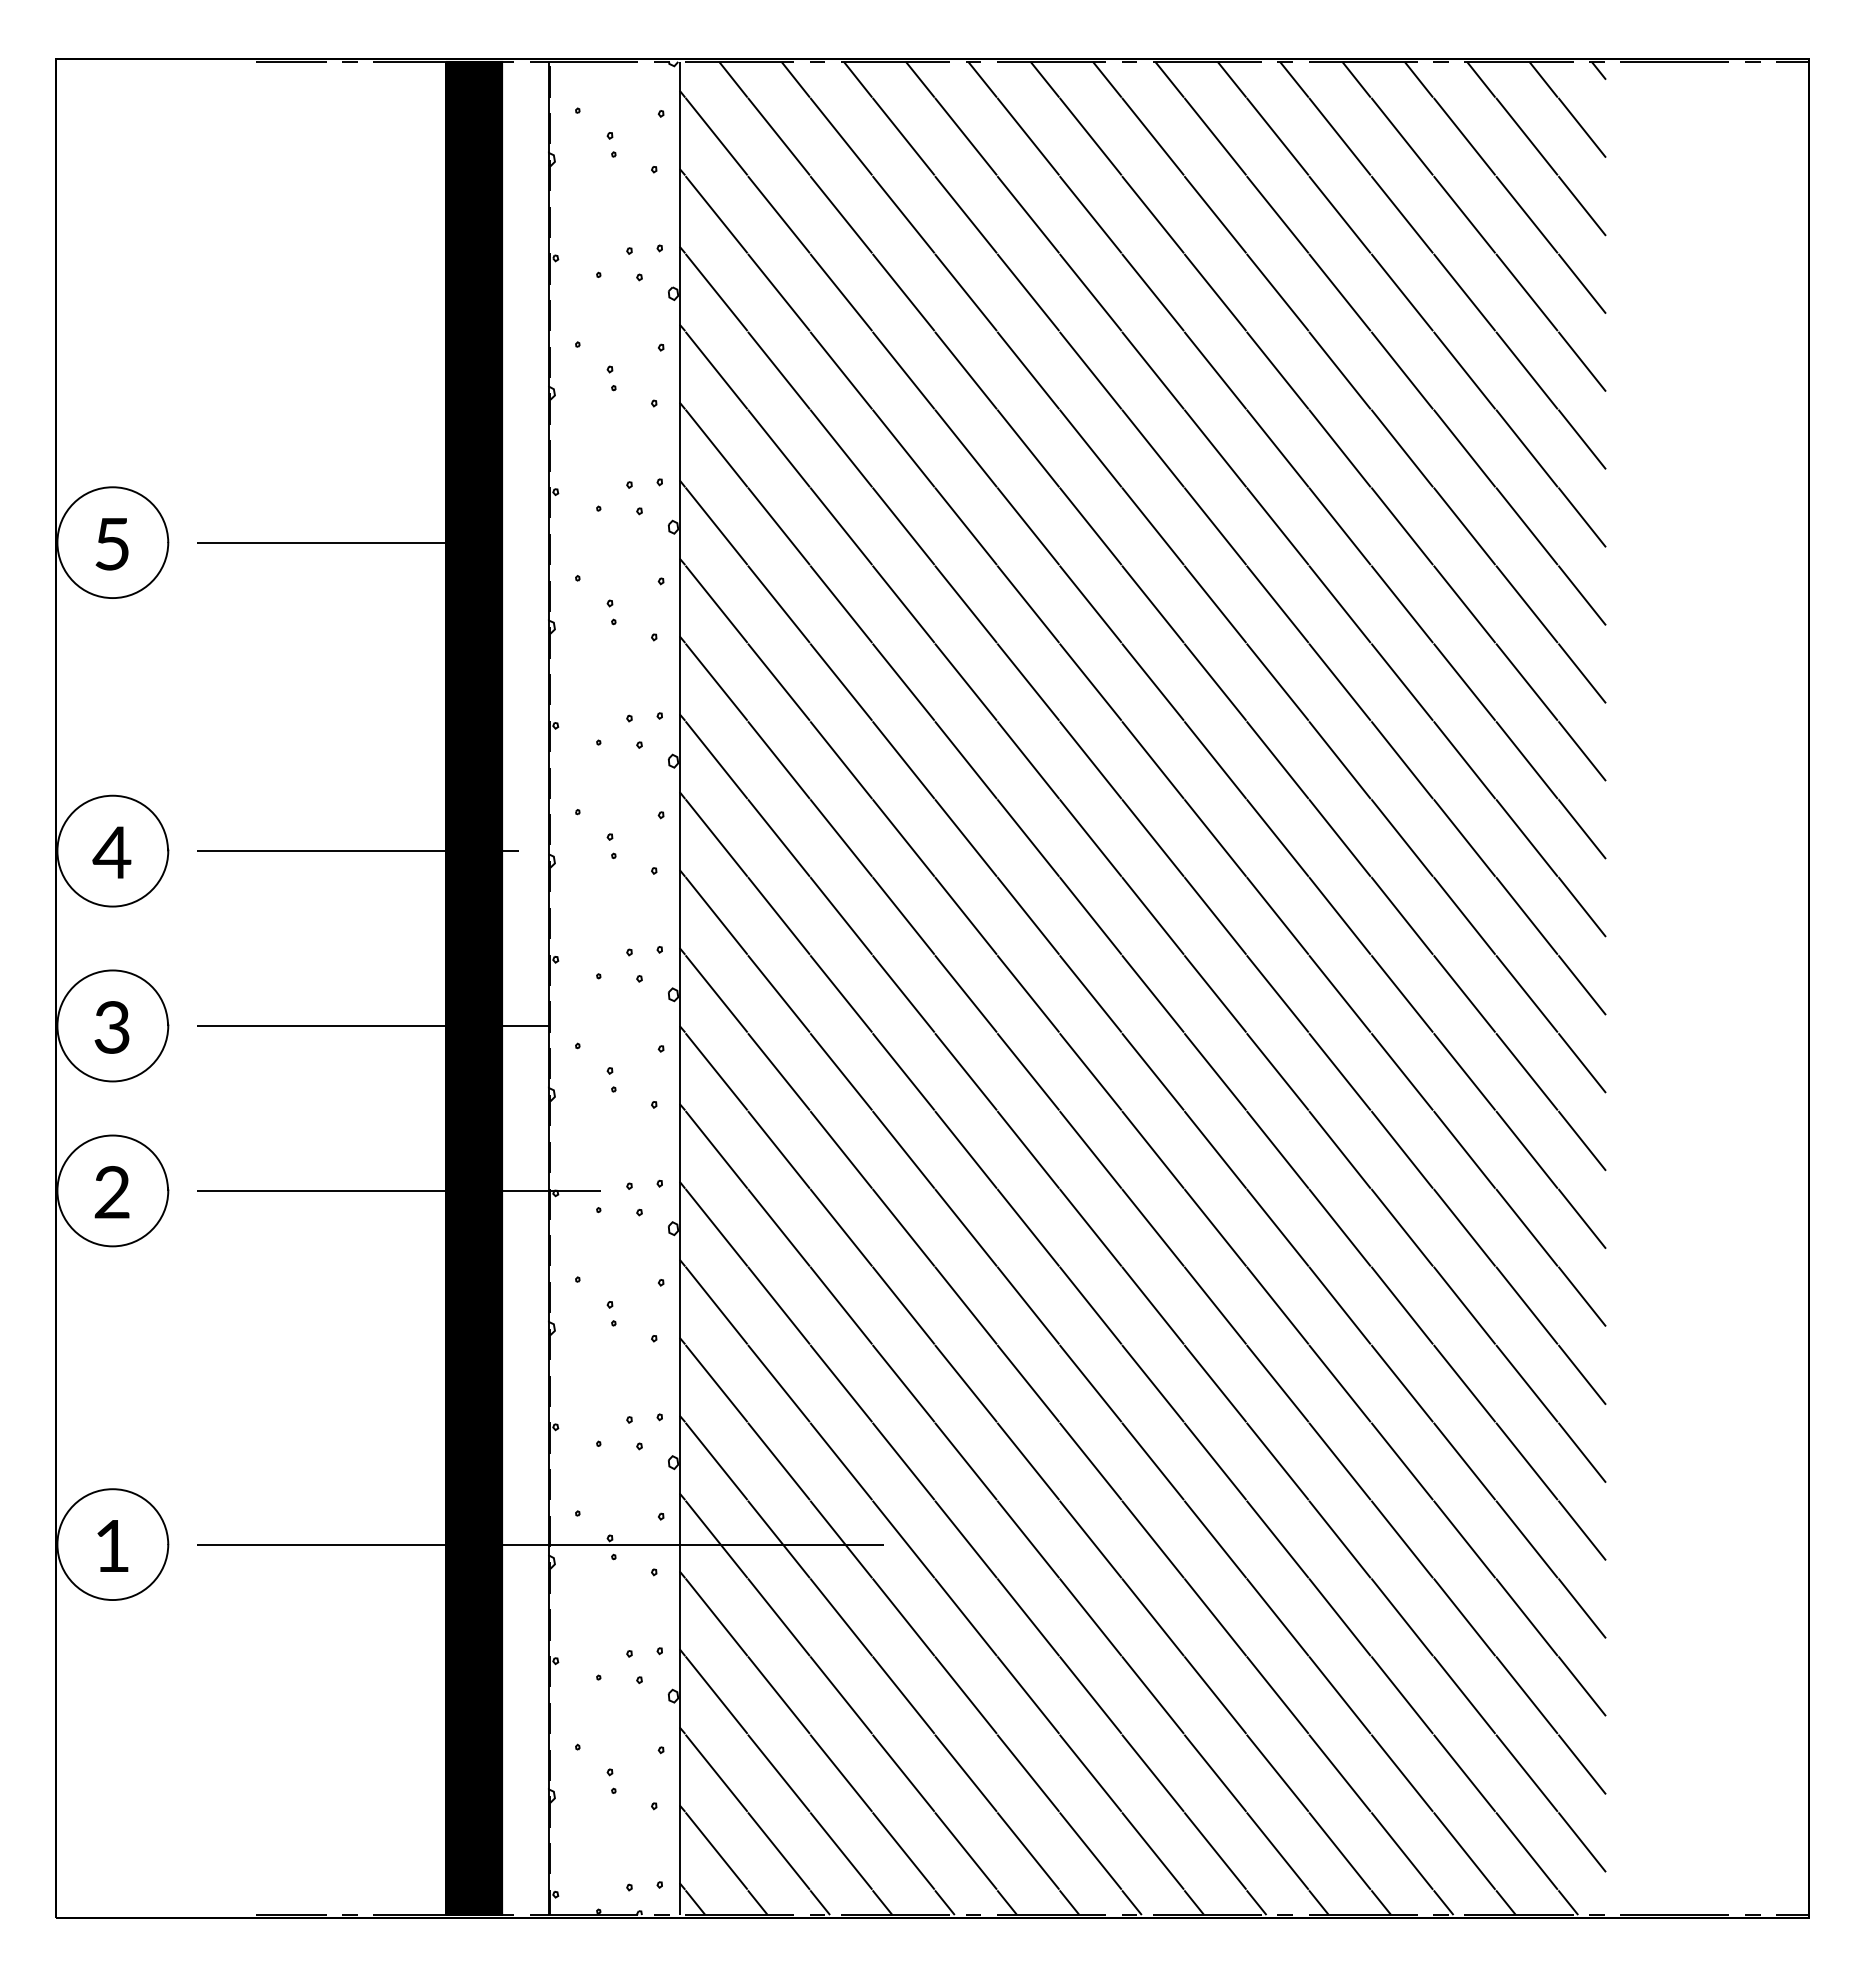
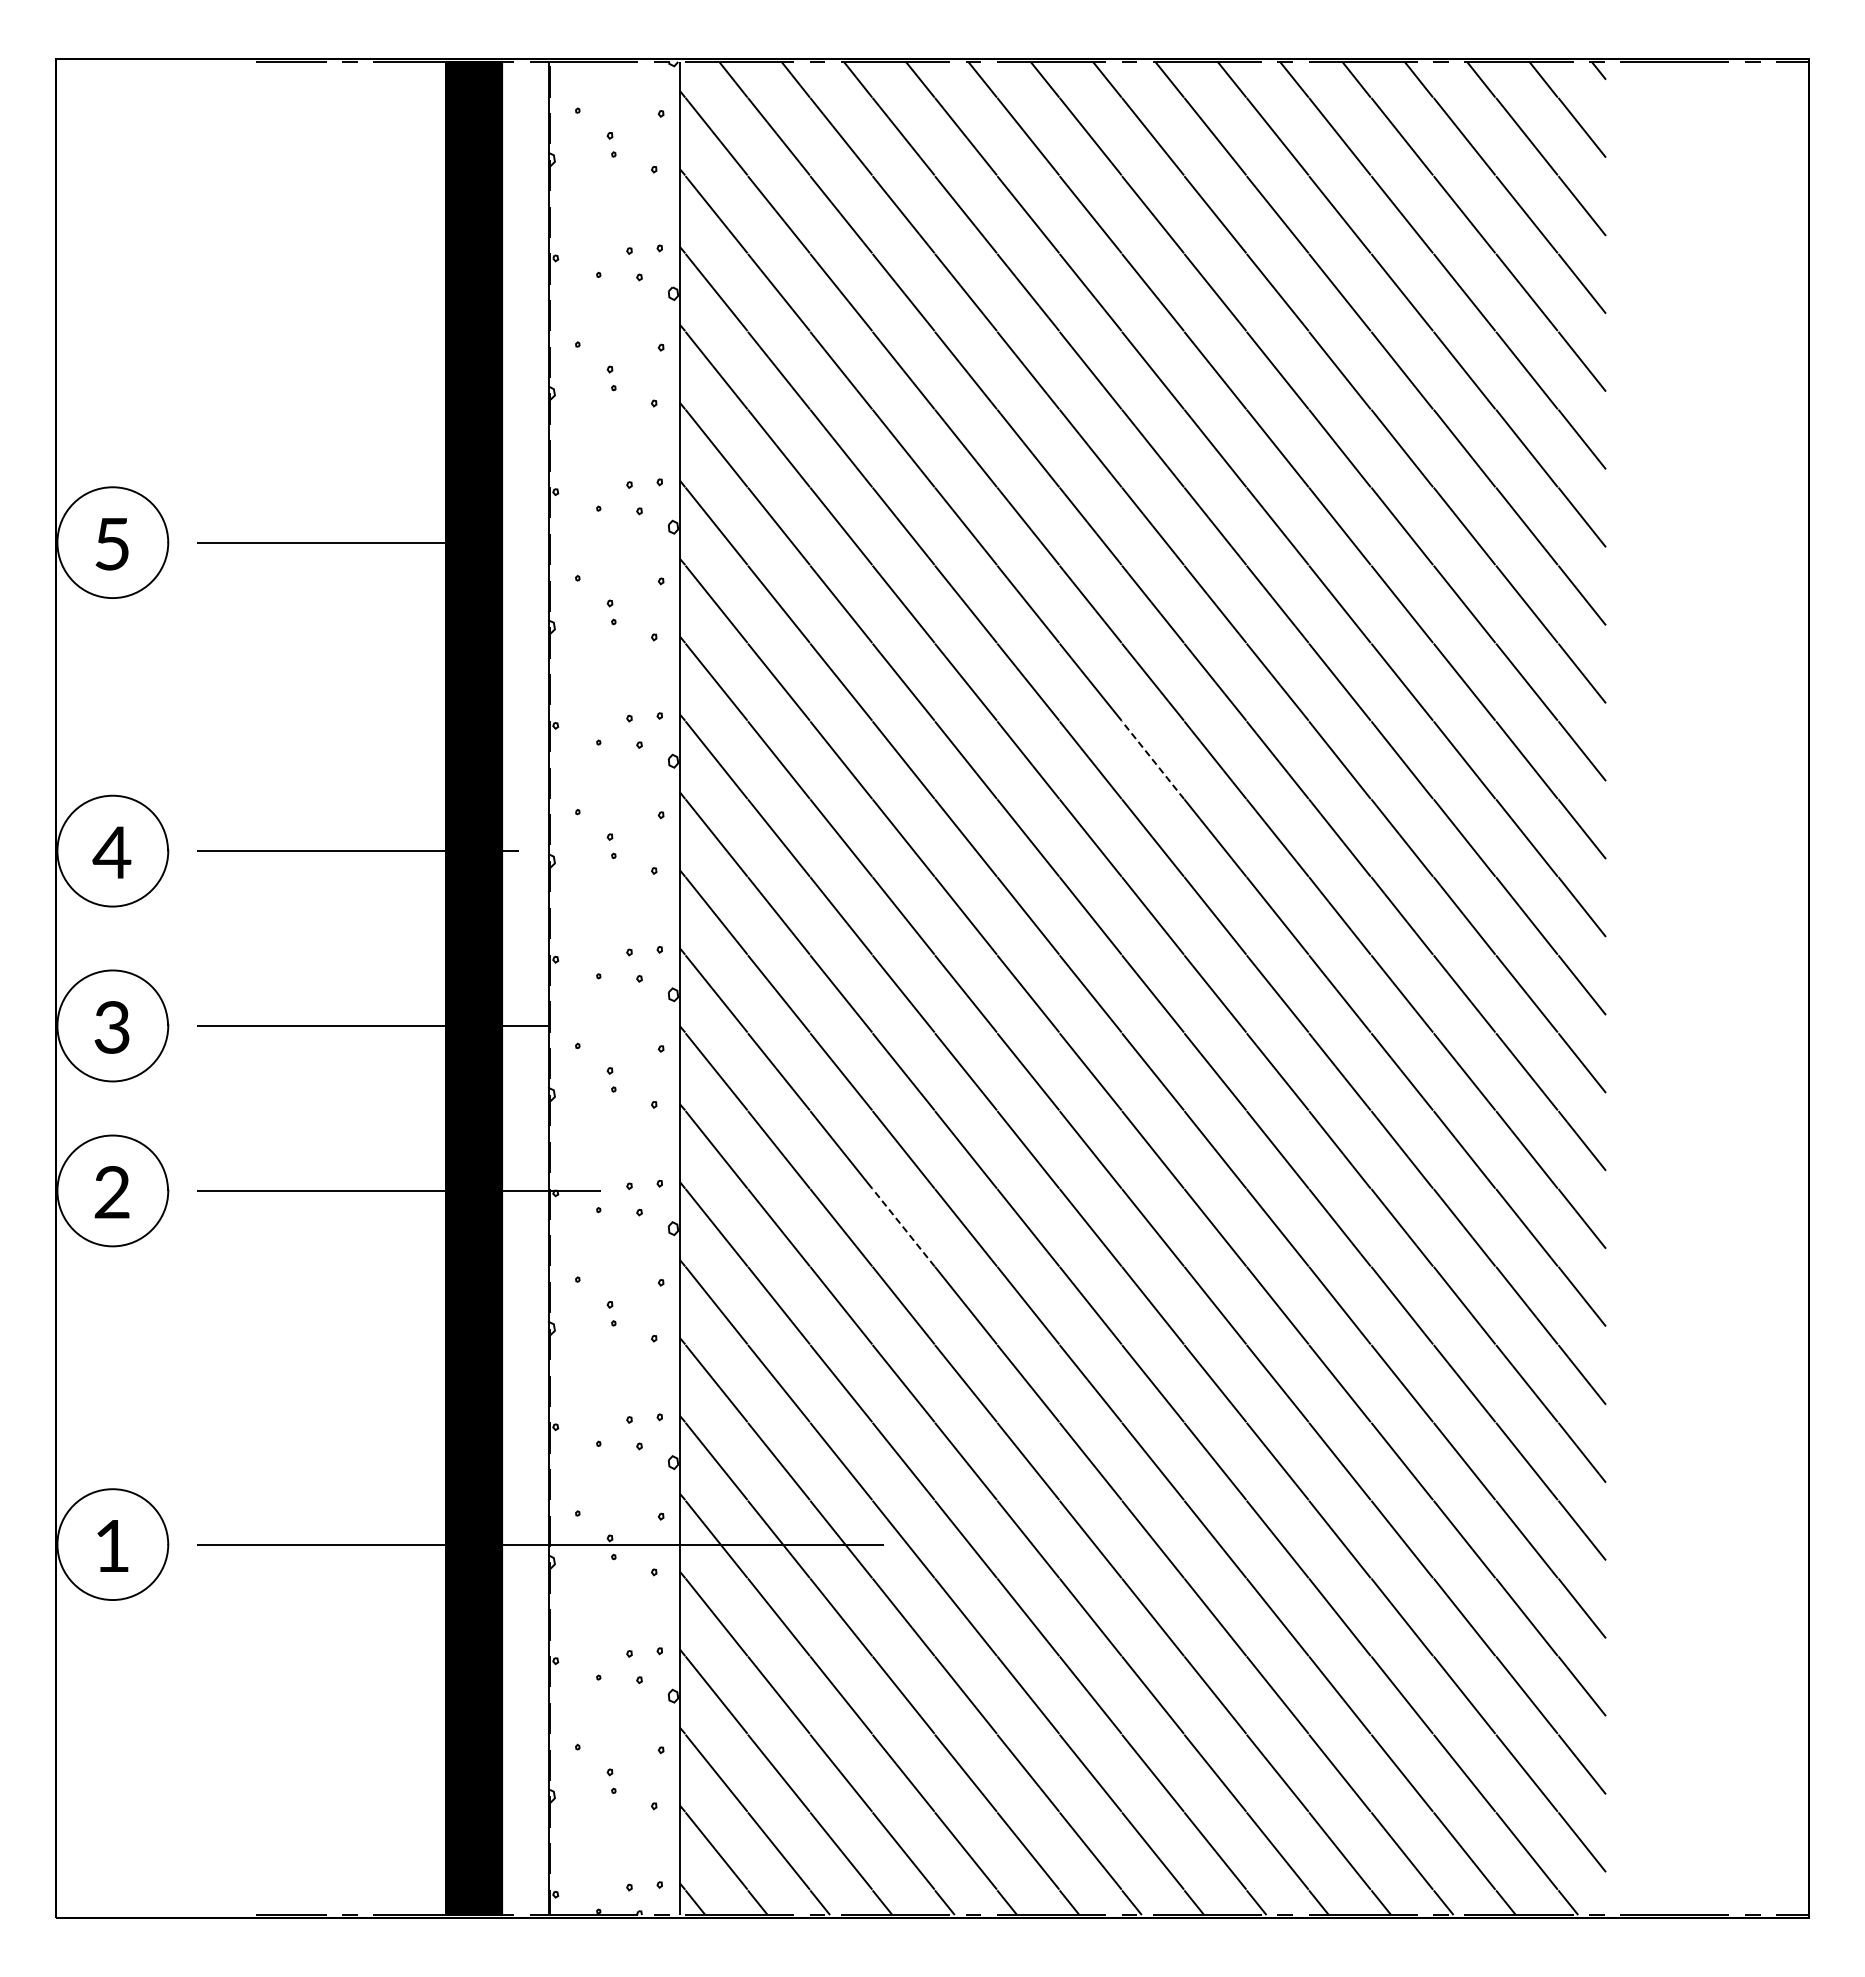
line: solid -> dashed (1153, 760)
line: solid -> dashed (903, 1227)
